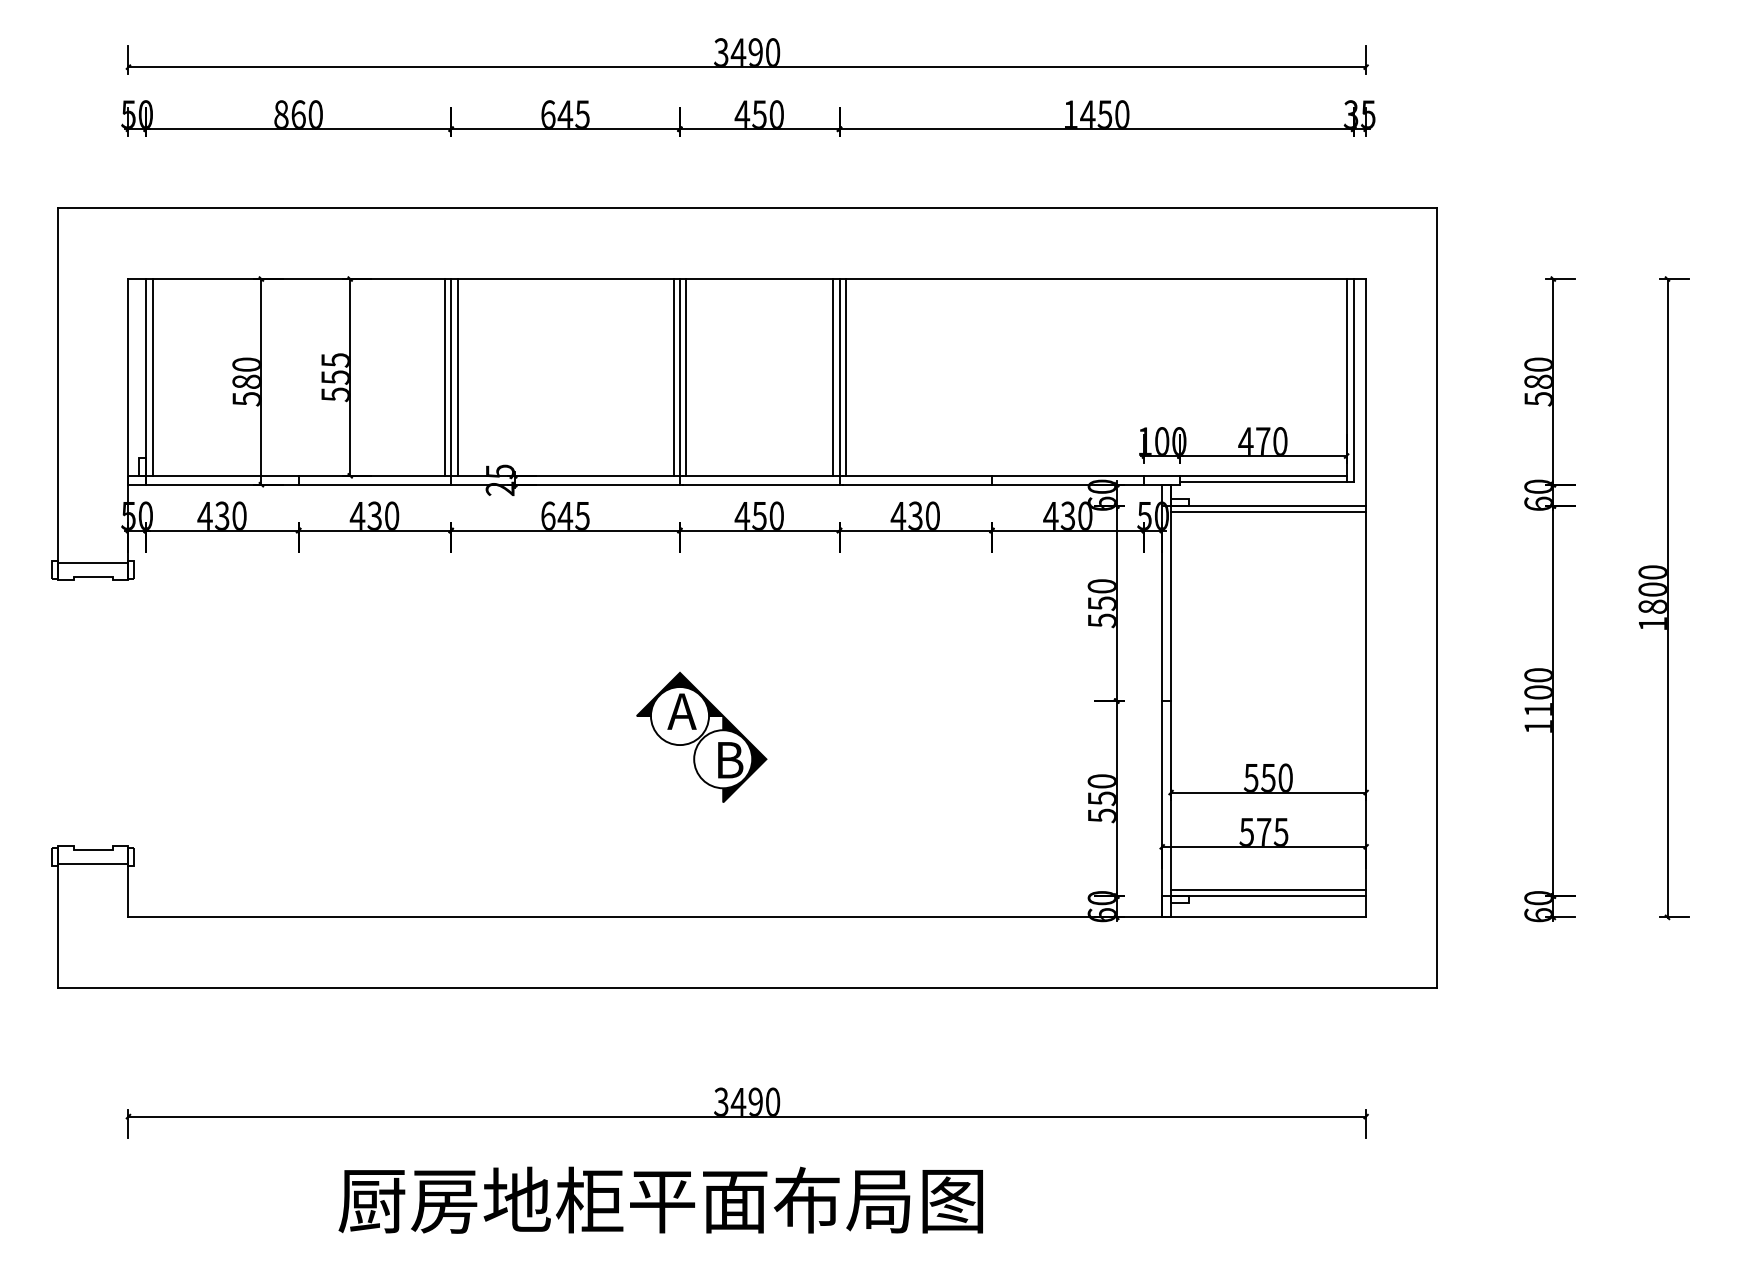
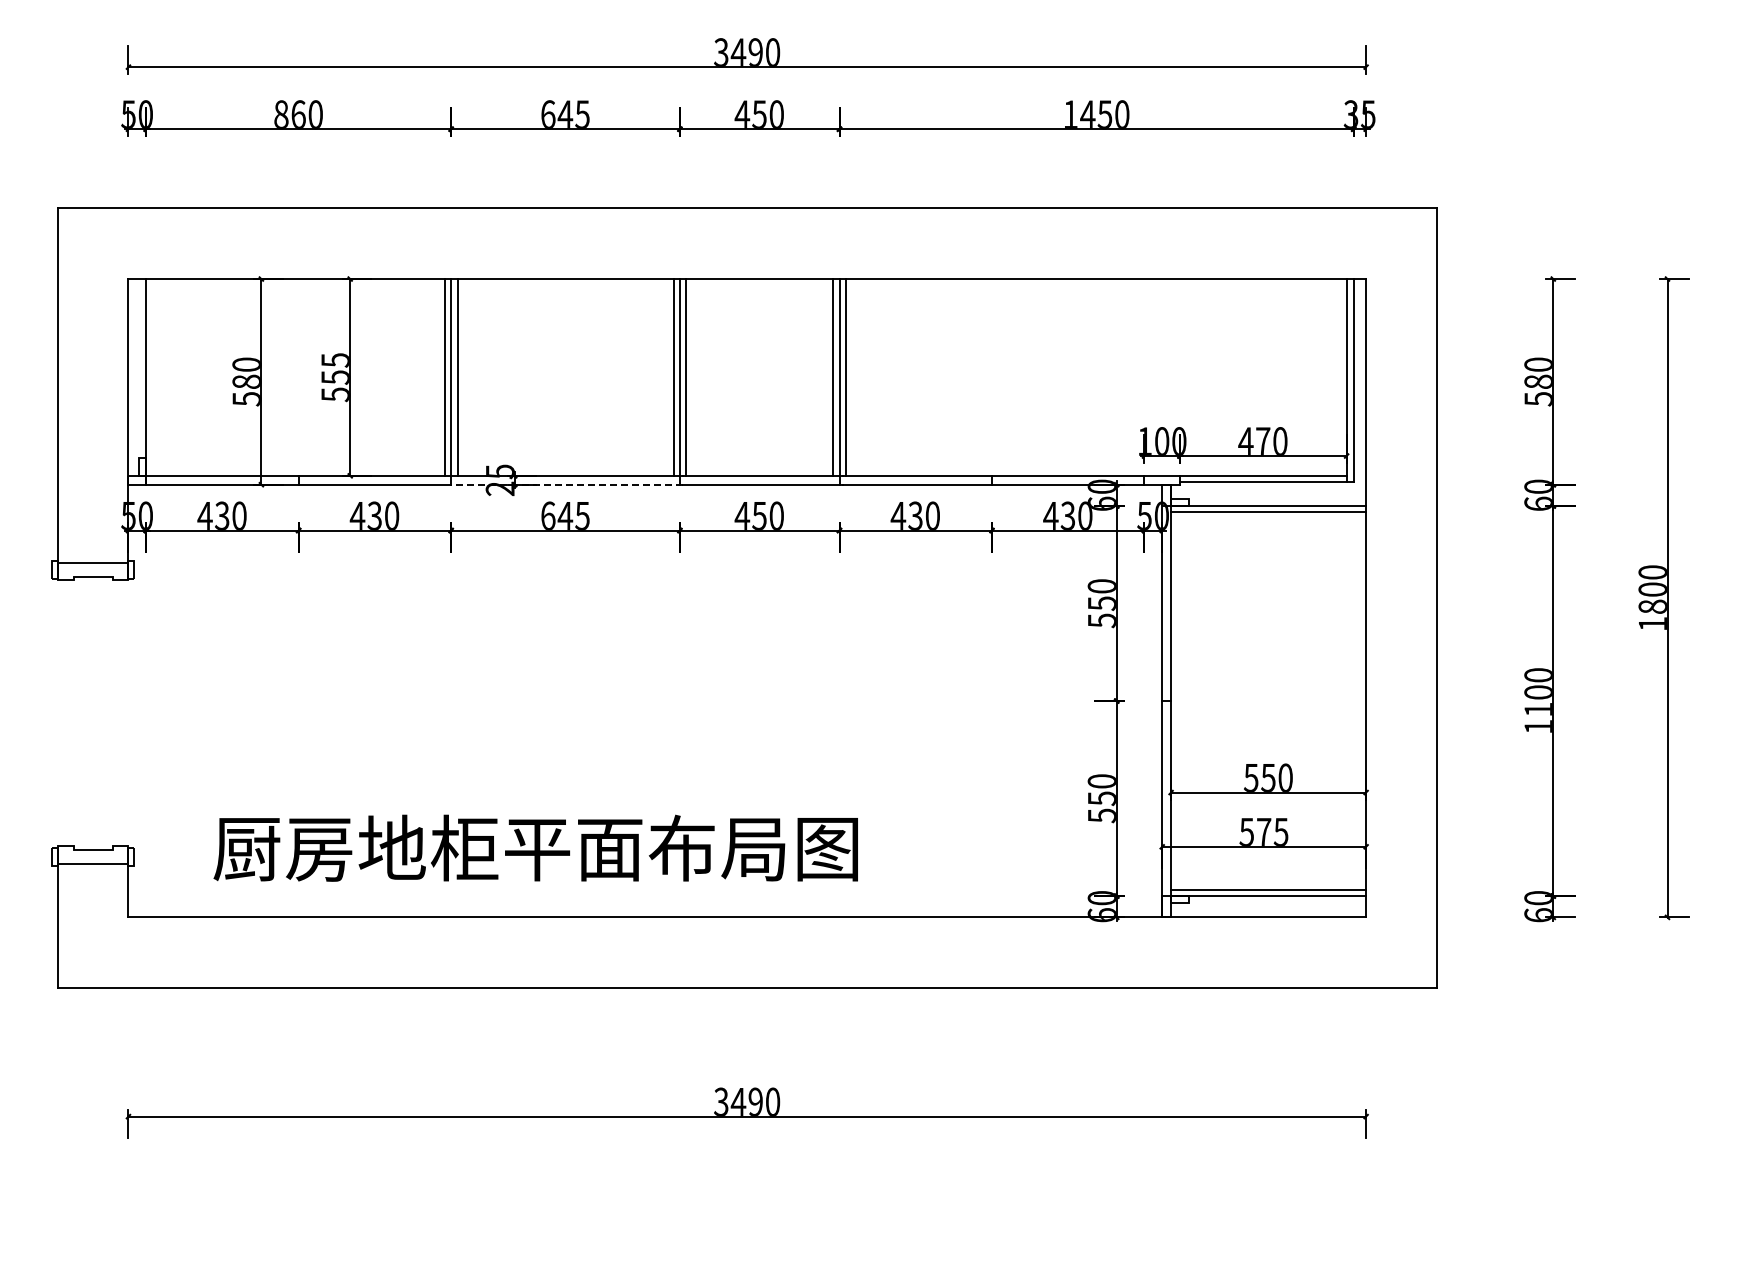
line: present -> none (152, 377)
line: solid -> dashed (566, 484)
part: present -> none (701, 736)
text position: (660, 1199) -> (535, 847) (535, 847)
